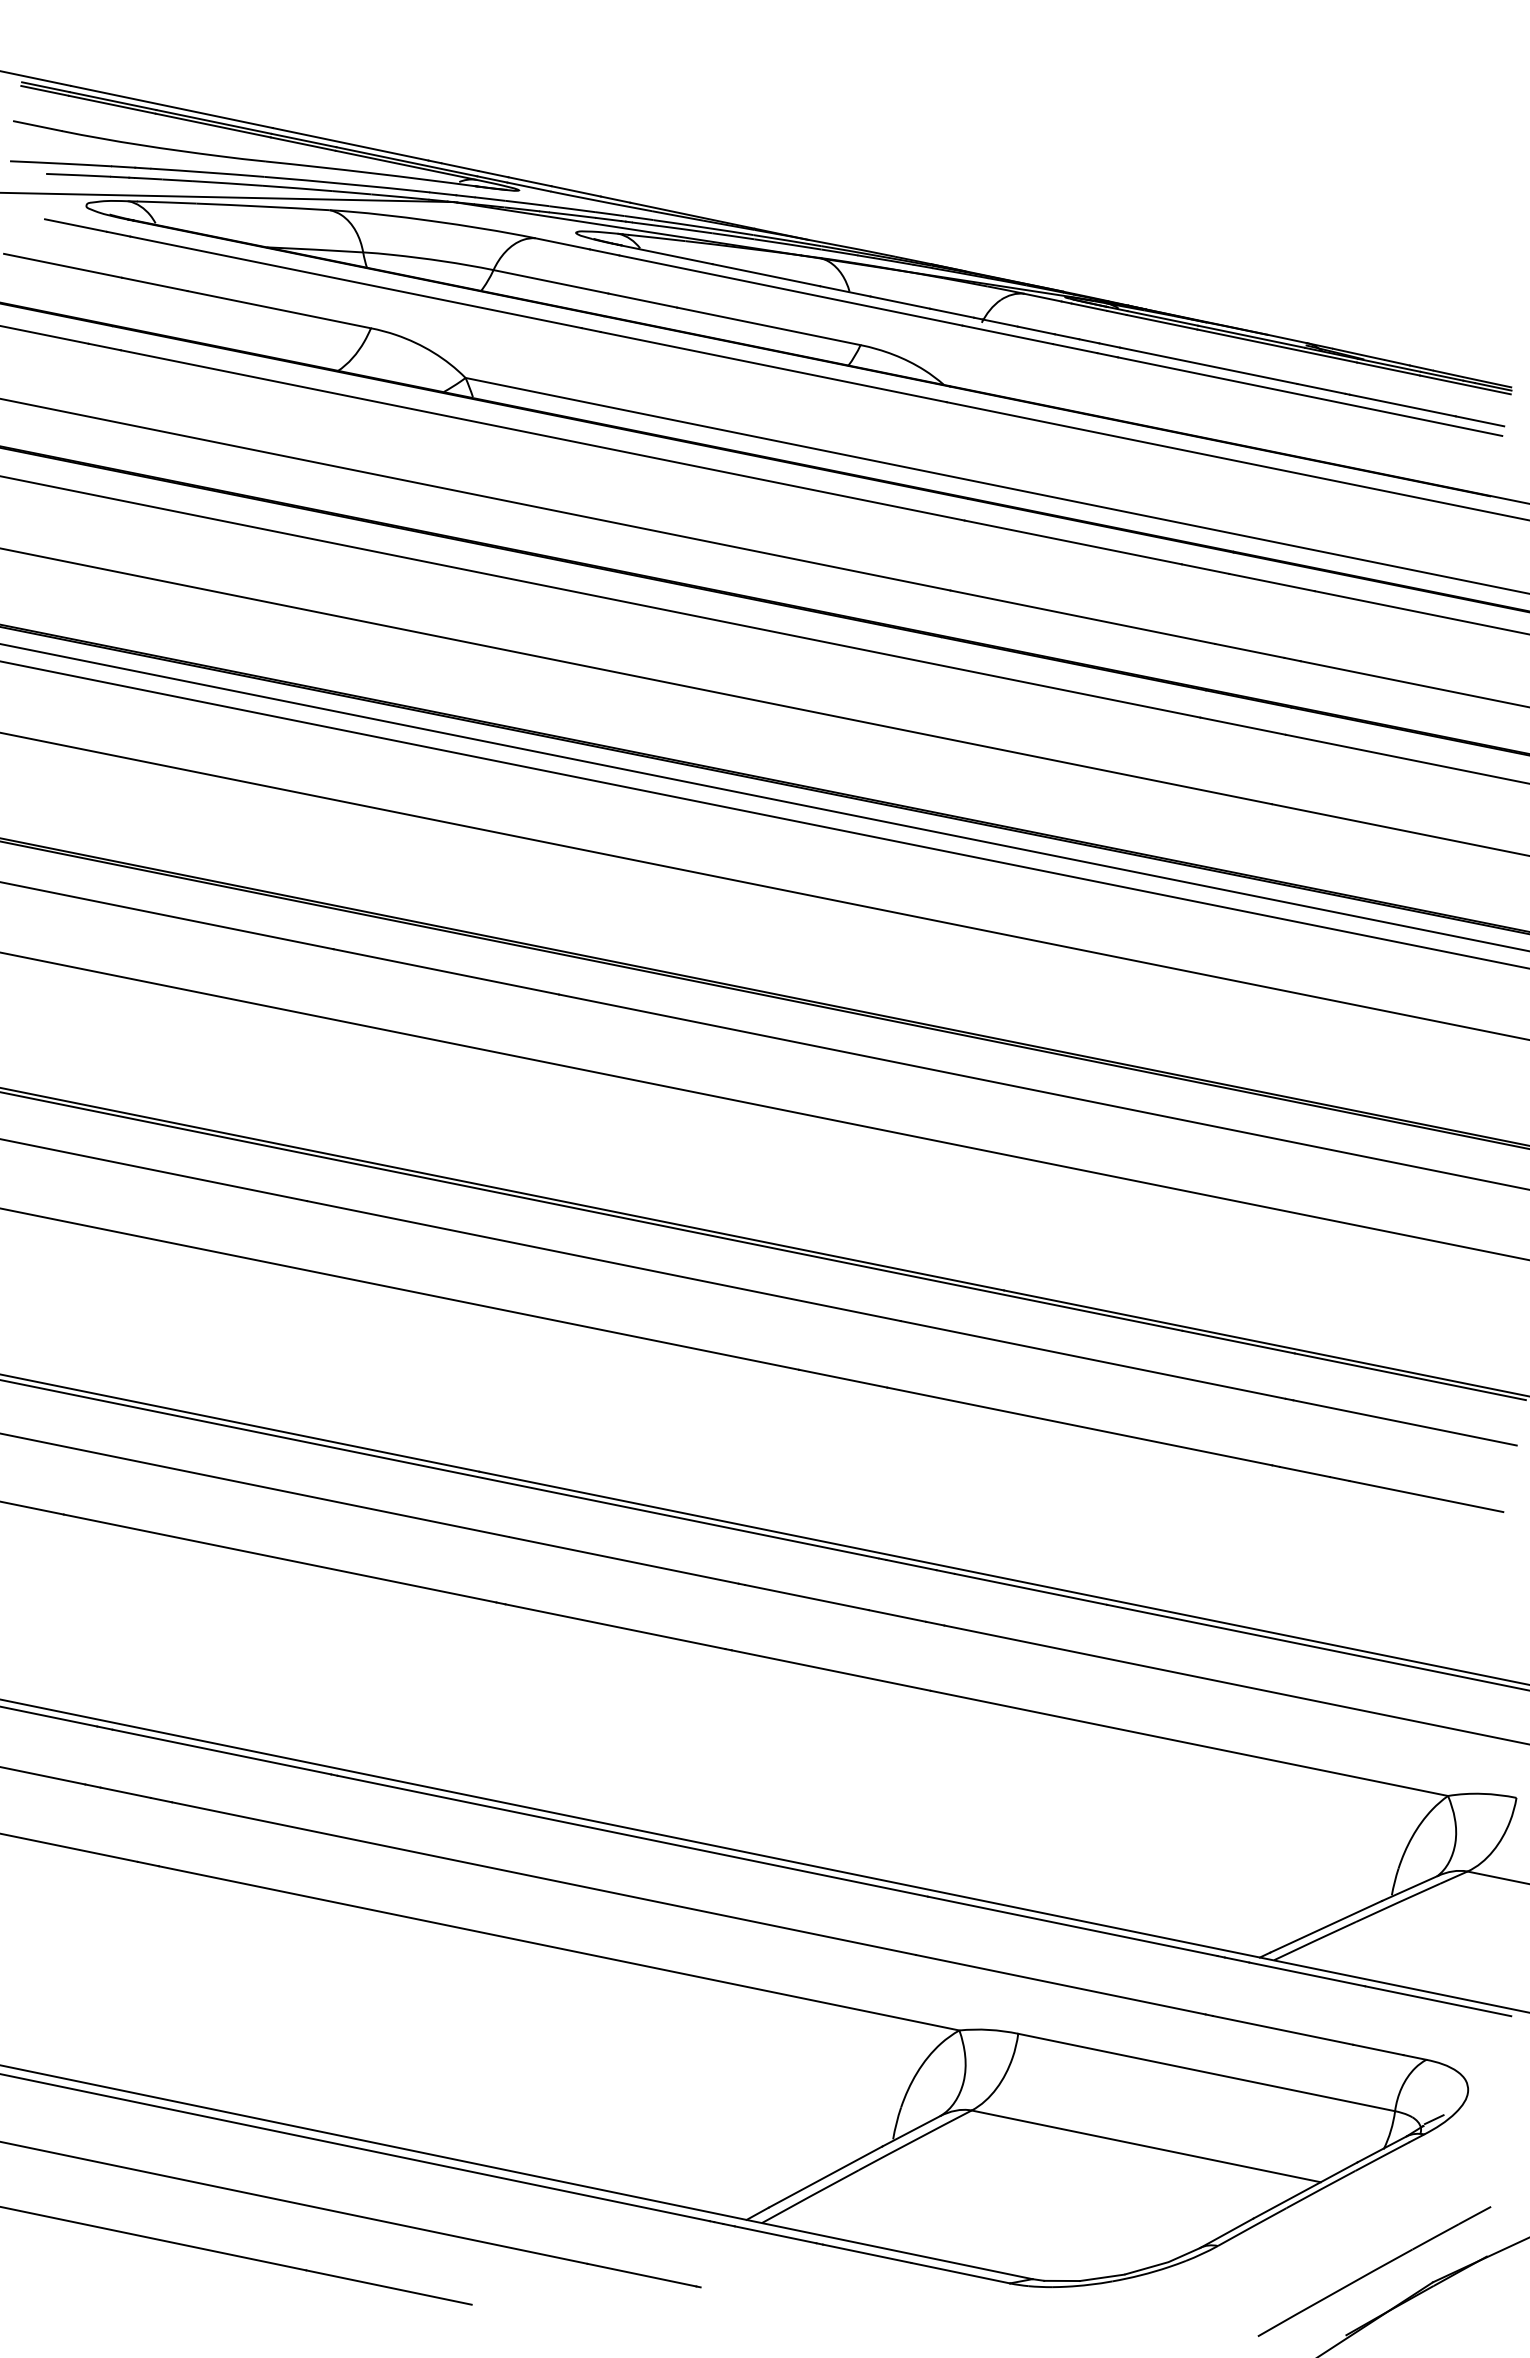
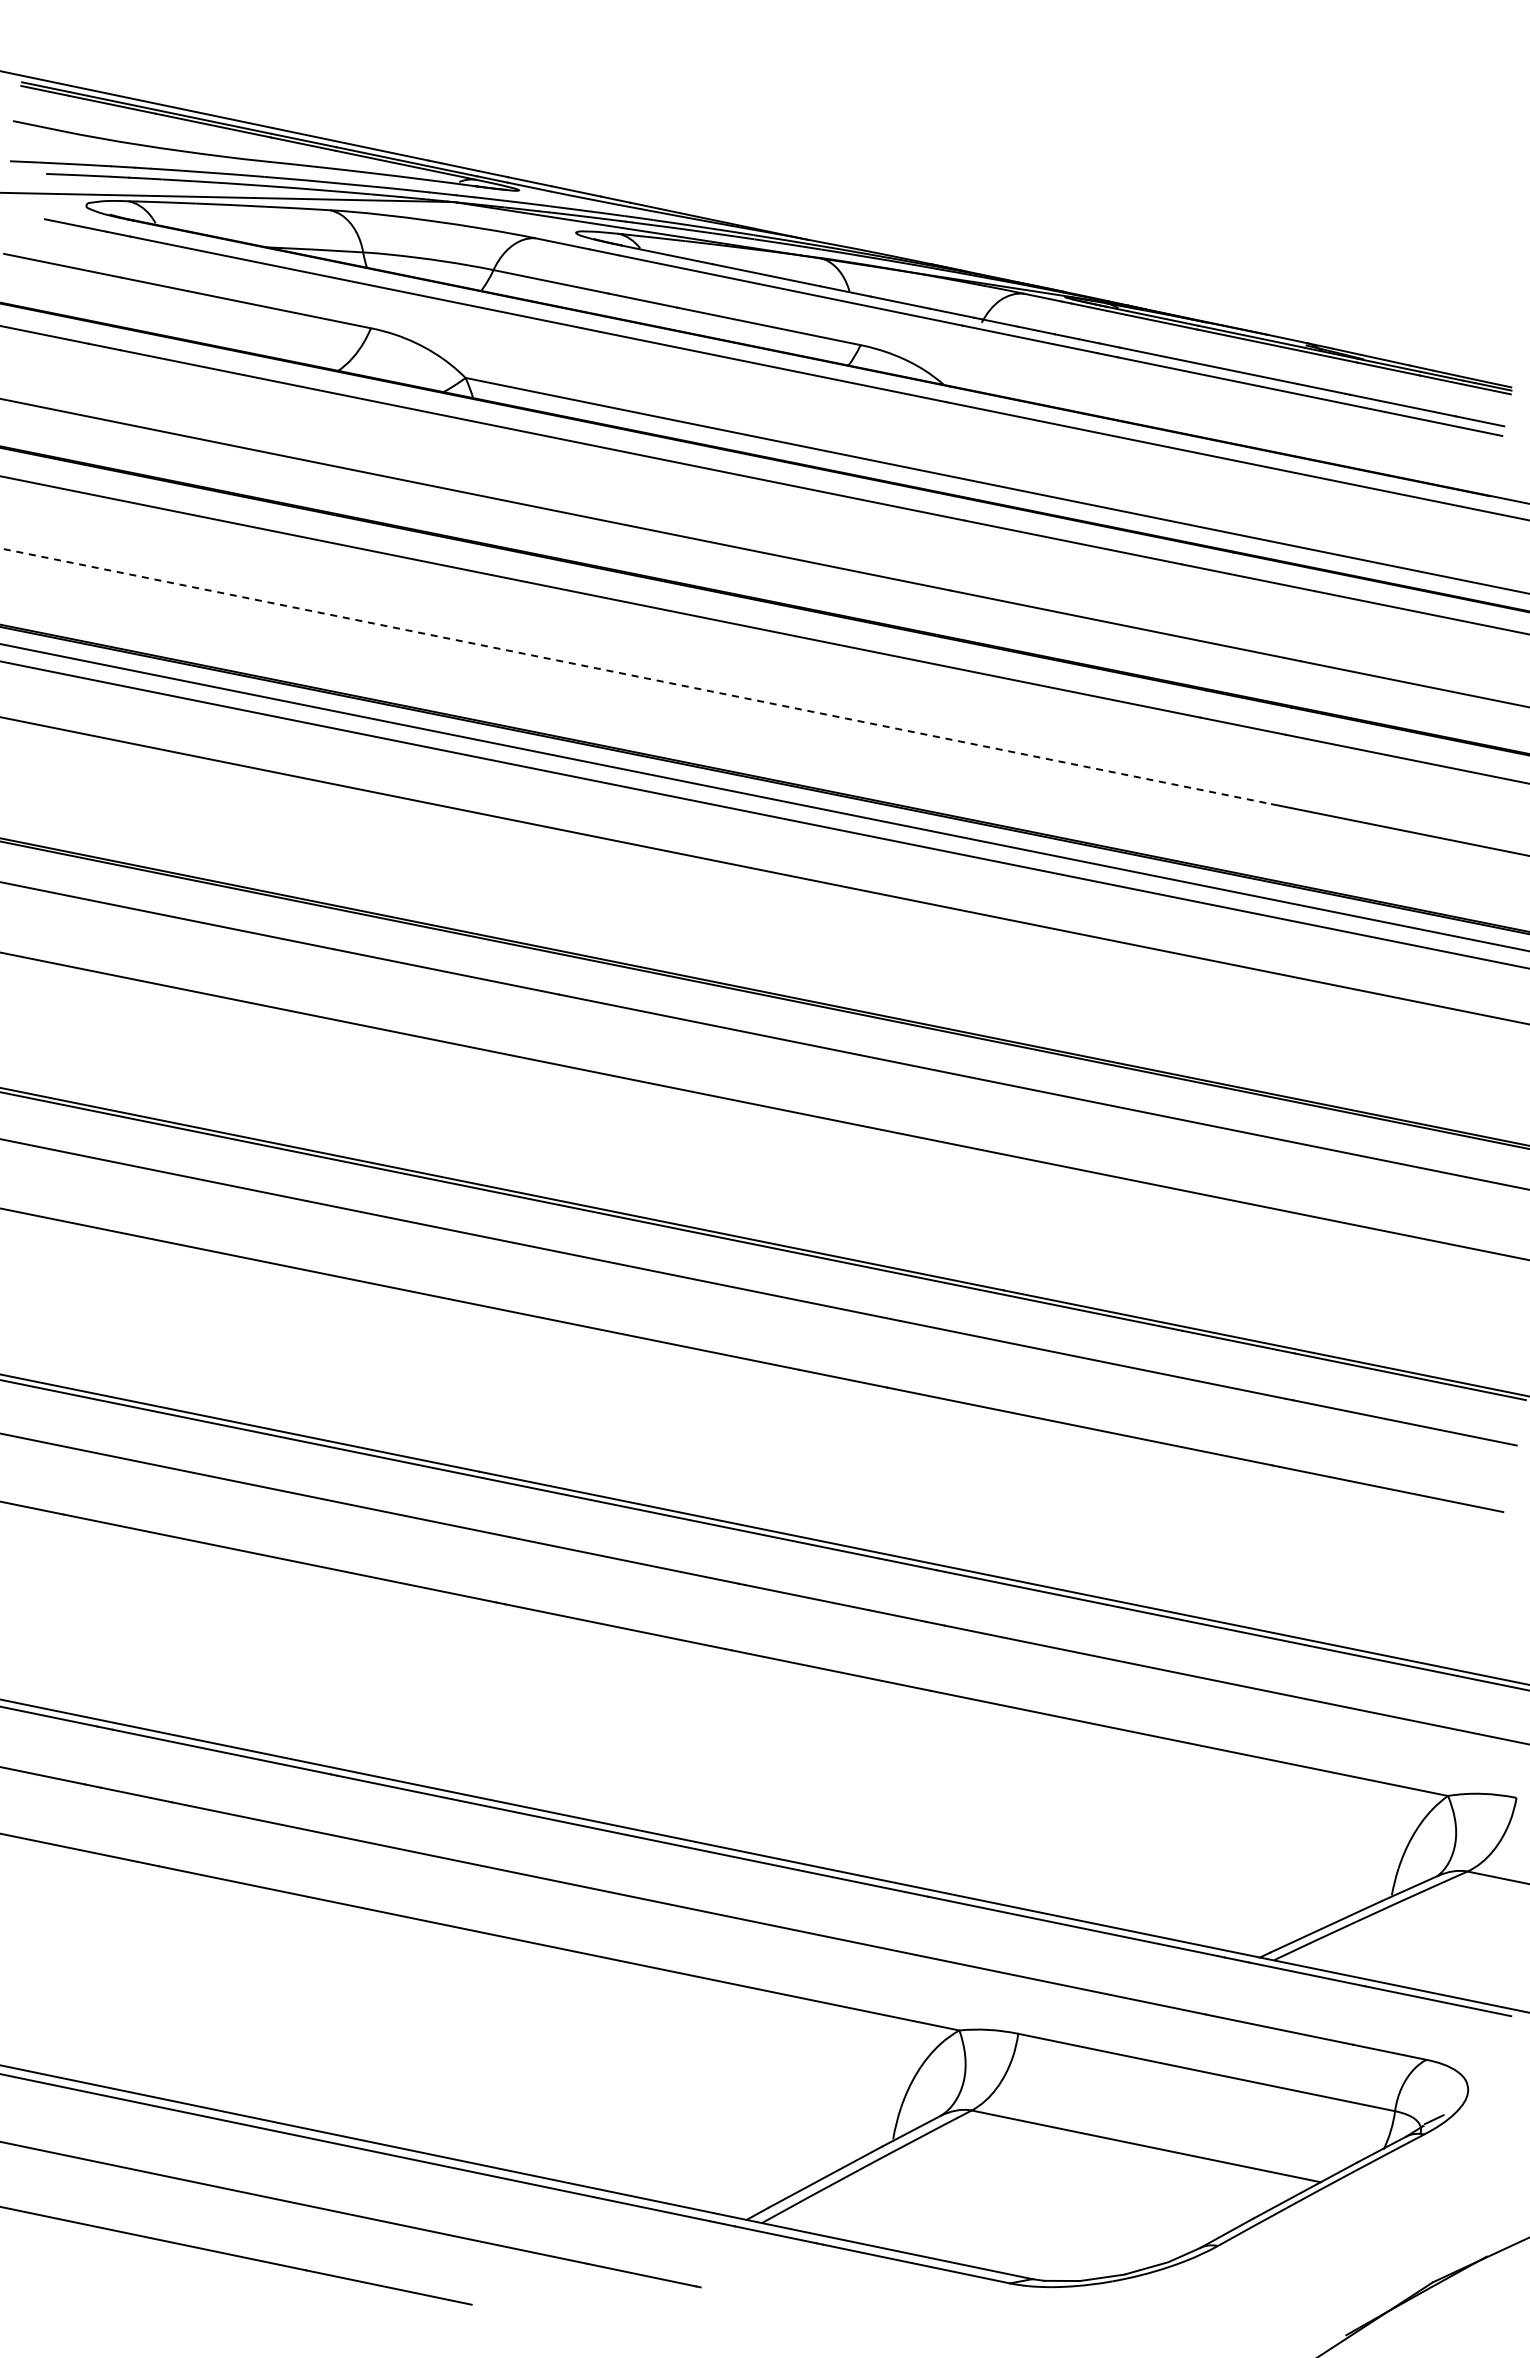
line: solid -> dashed (636, 676)
line position: (764, 886) -> (764, 870) (764, 870)
part: present -> none (1374, 2271)
